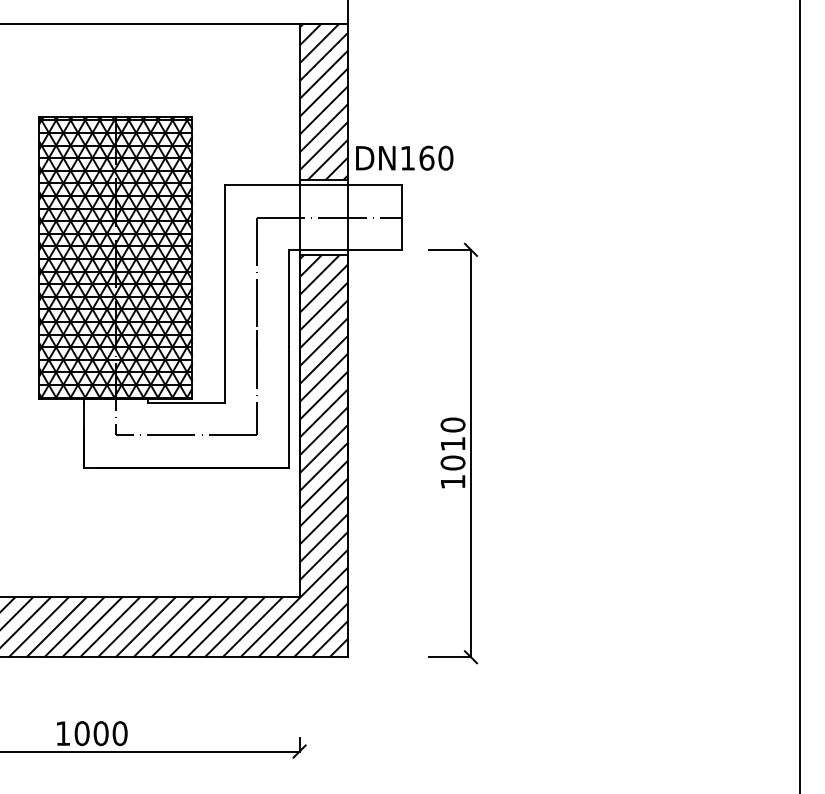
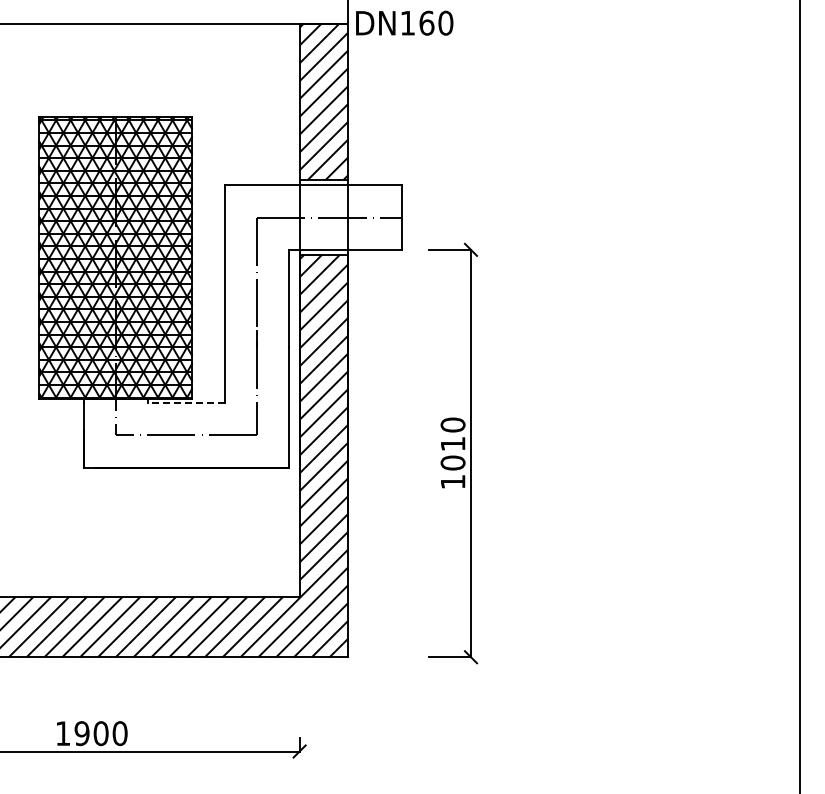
text position: (404, 157) -> (404, 22) (404, 22)
line: solid -> dashed (185, 403)
text: 1000 -> 1900 (81, 733)
